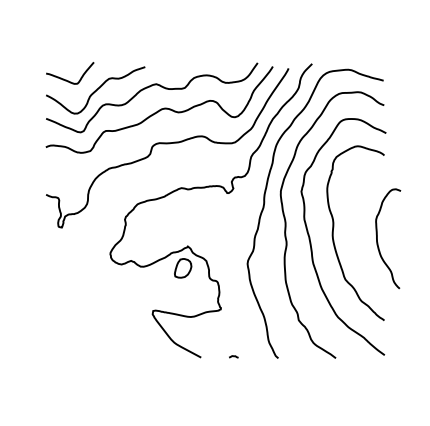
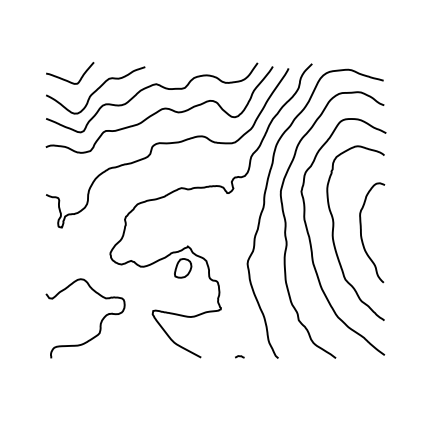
curve position: (378, 242) -> (362, 236) (362, 236)
curve: none -> present (99, 324)
curve position: (233, 356) -> (239, 356) (239, 356)
